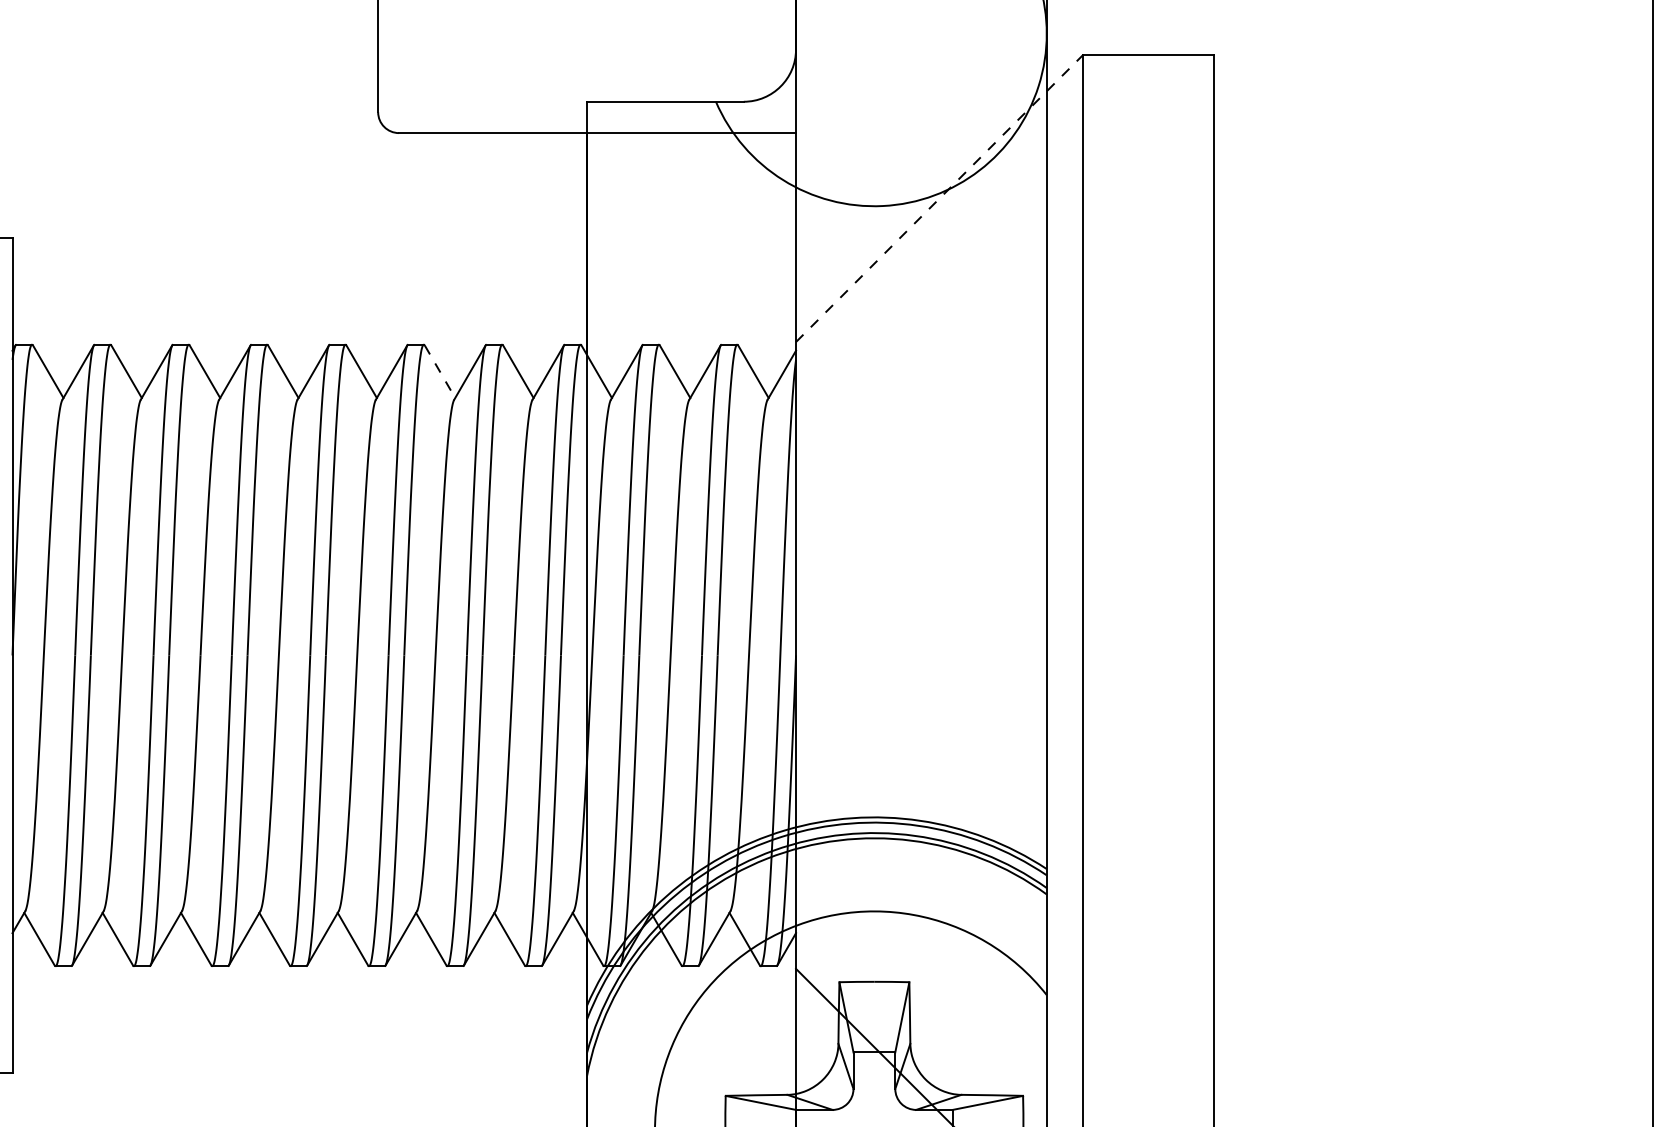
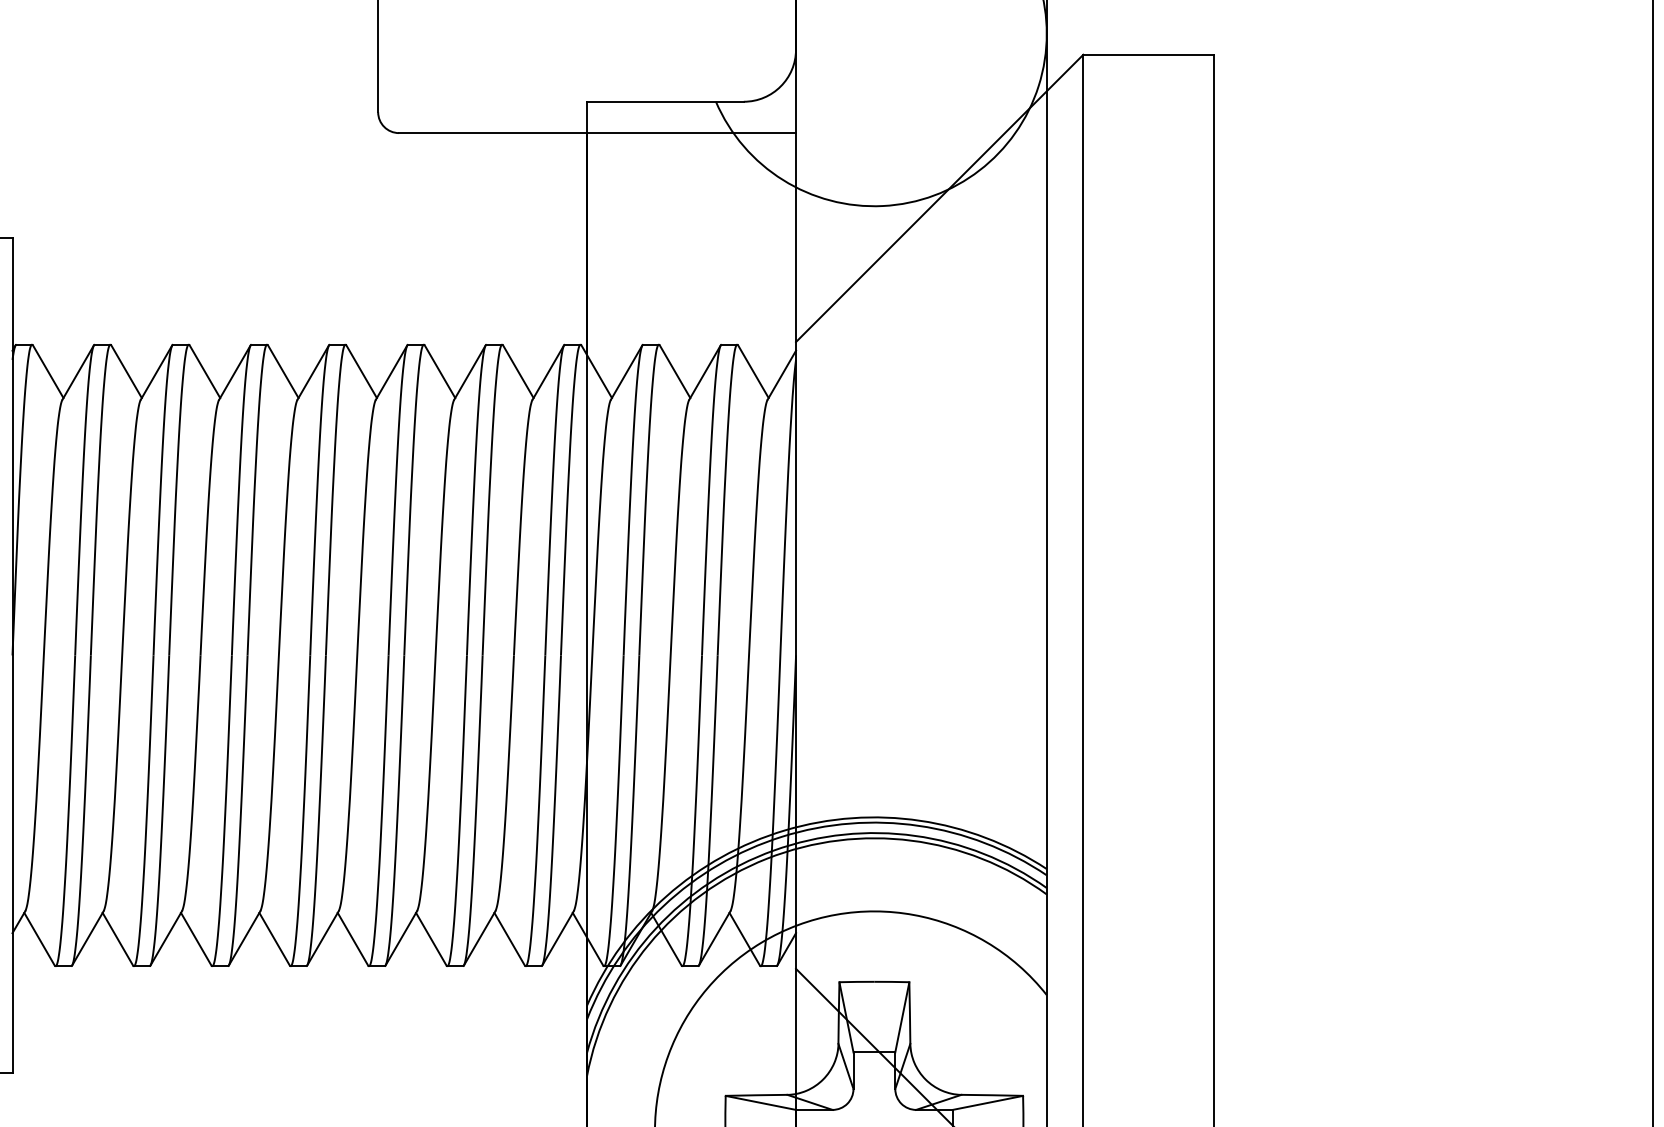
line: dashed -> solid (940, 198)
line: dashed -> solid (440, 372)
